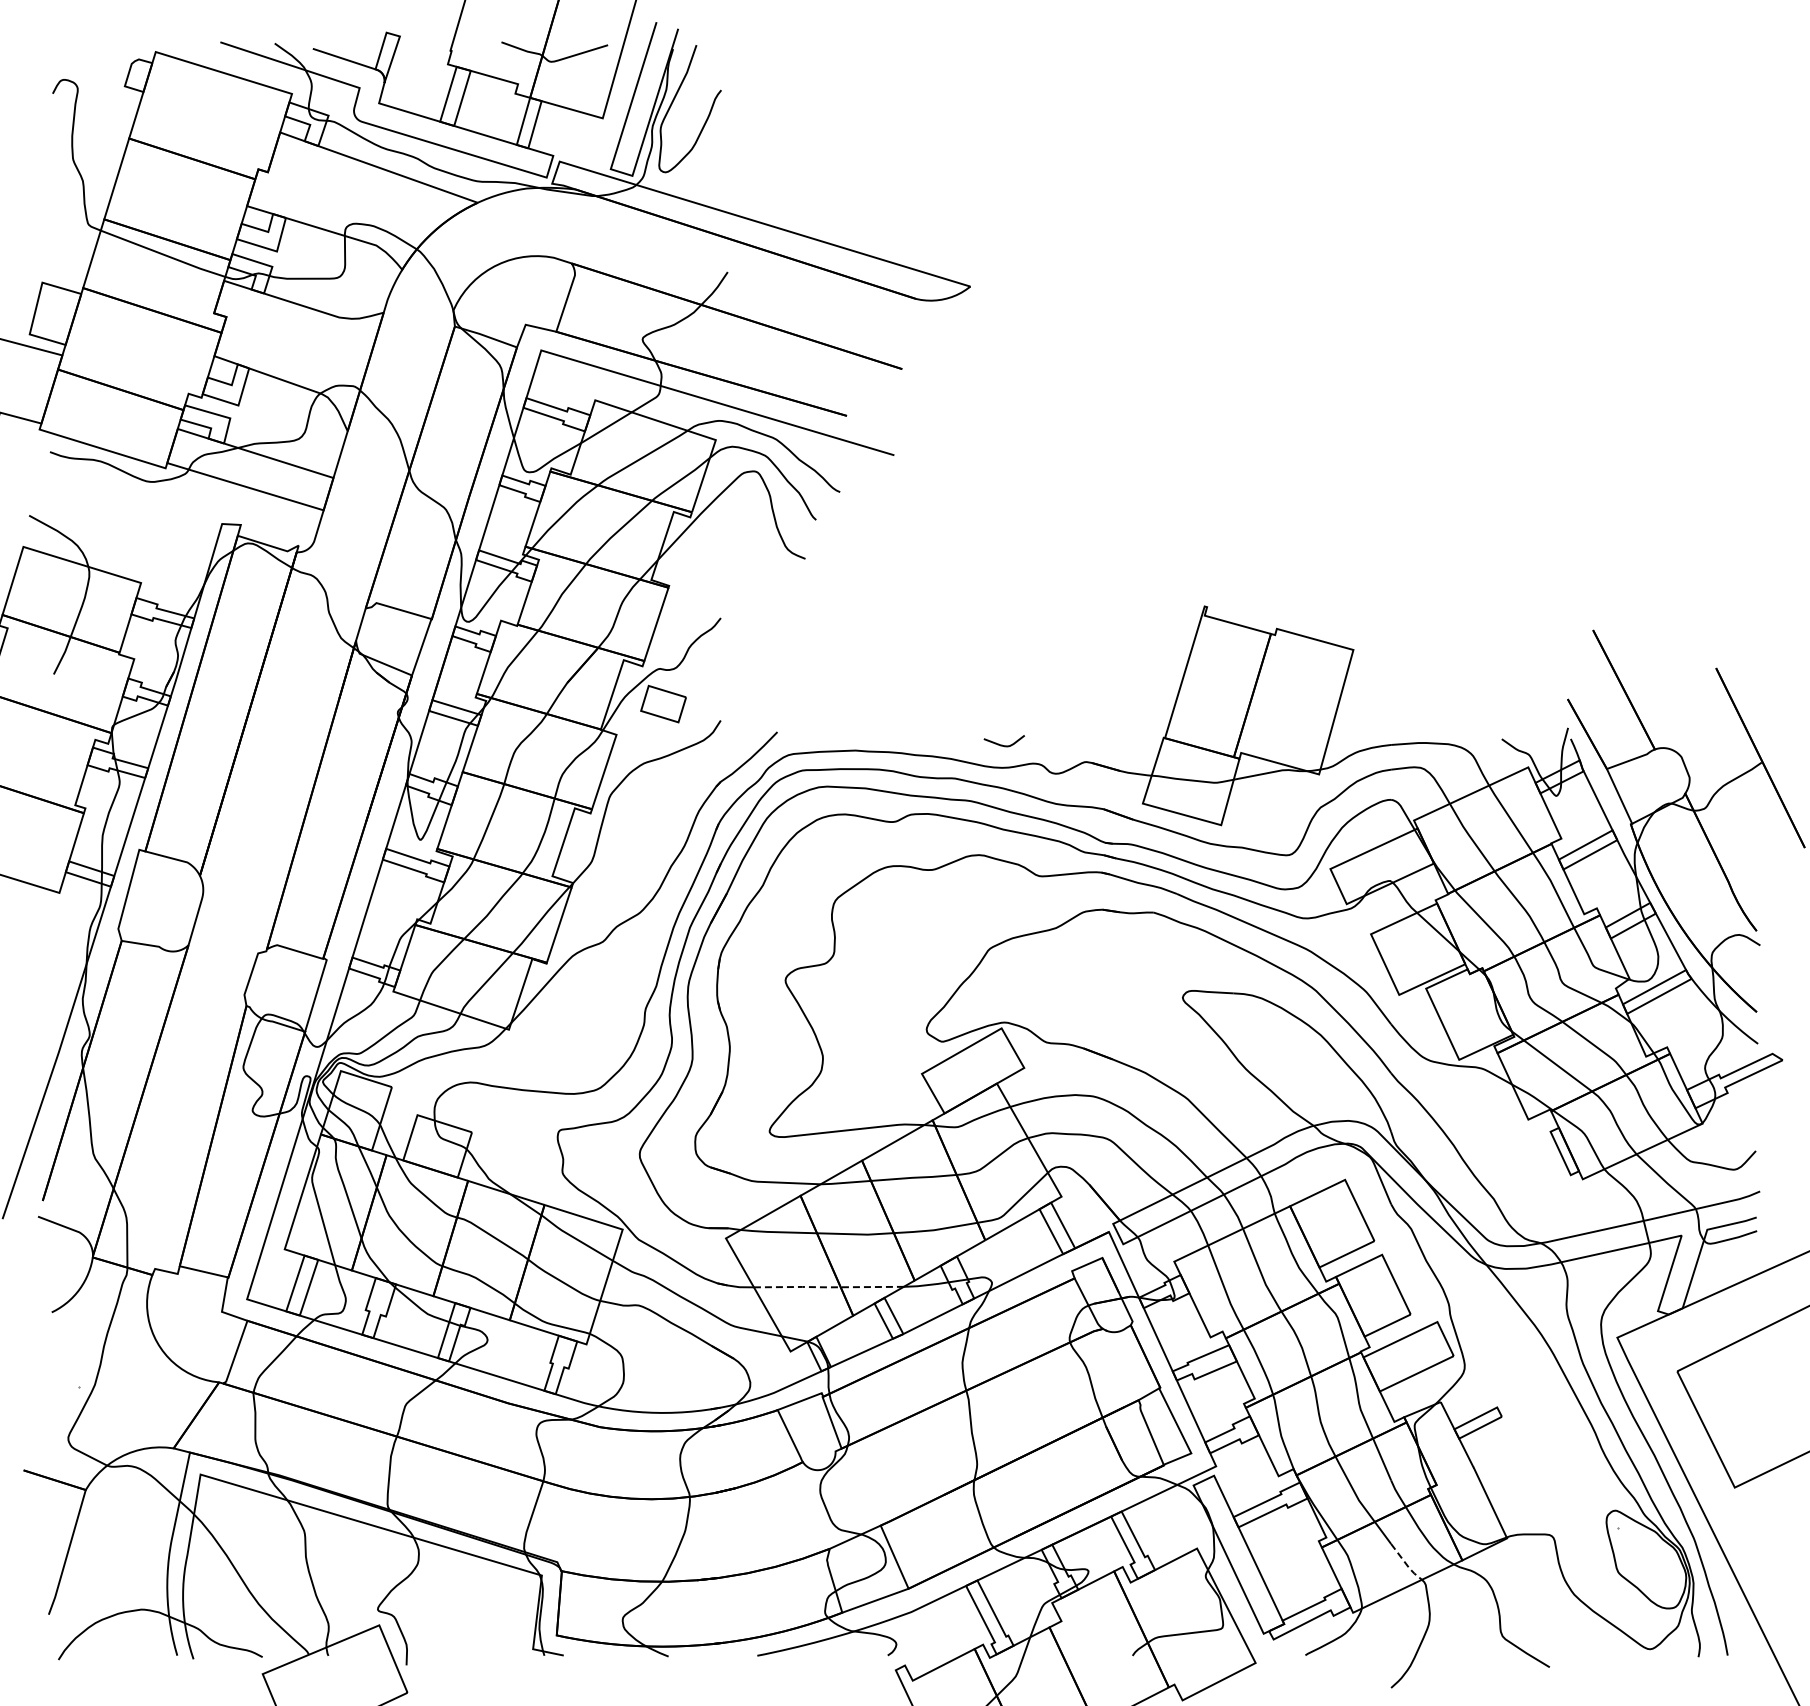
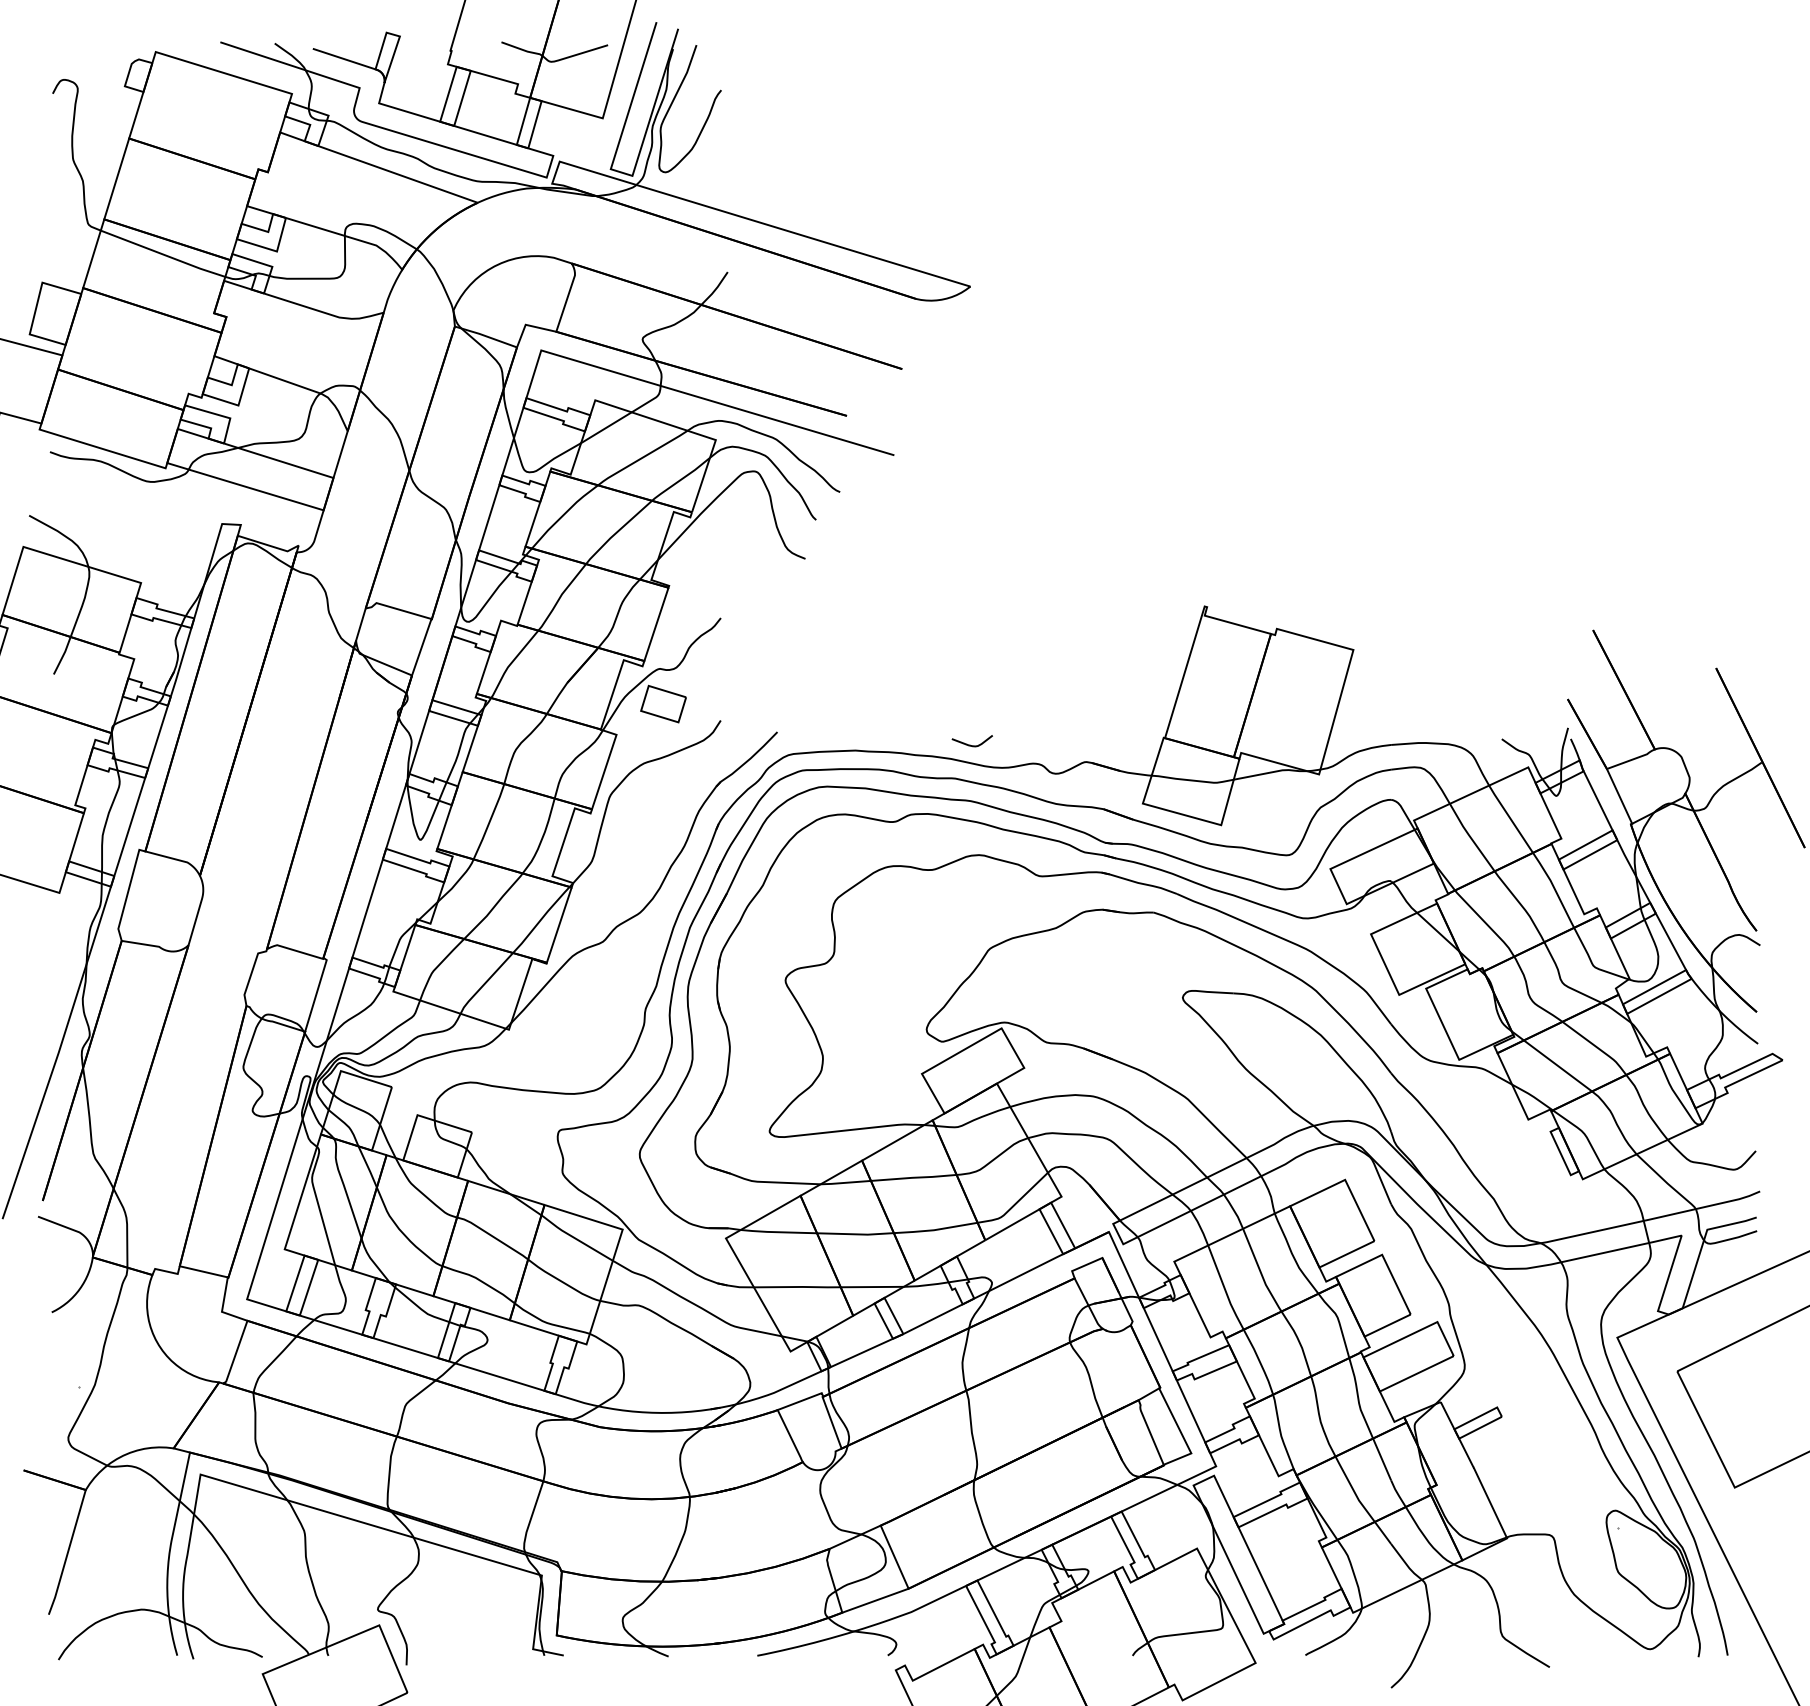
curve position: (1002, 744) -> (970, 744) (970, 744)
line: dashed -> solid (827, 1287)
line: dashed -> solid (1405, 1563)
